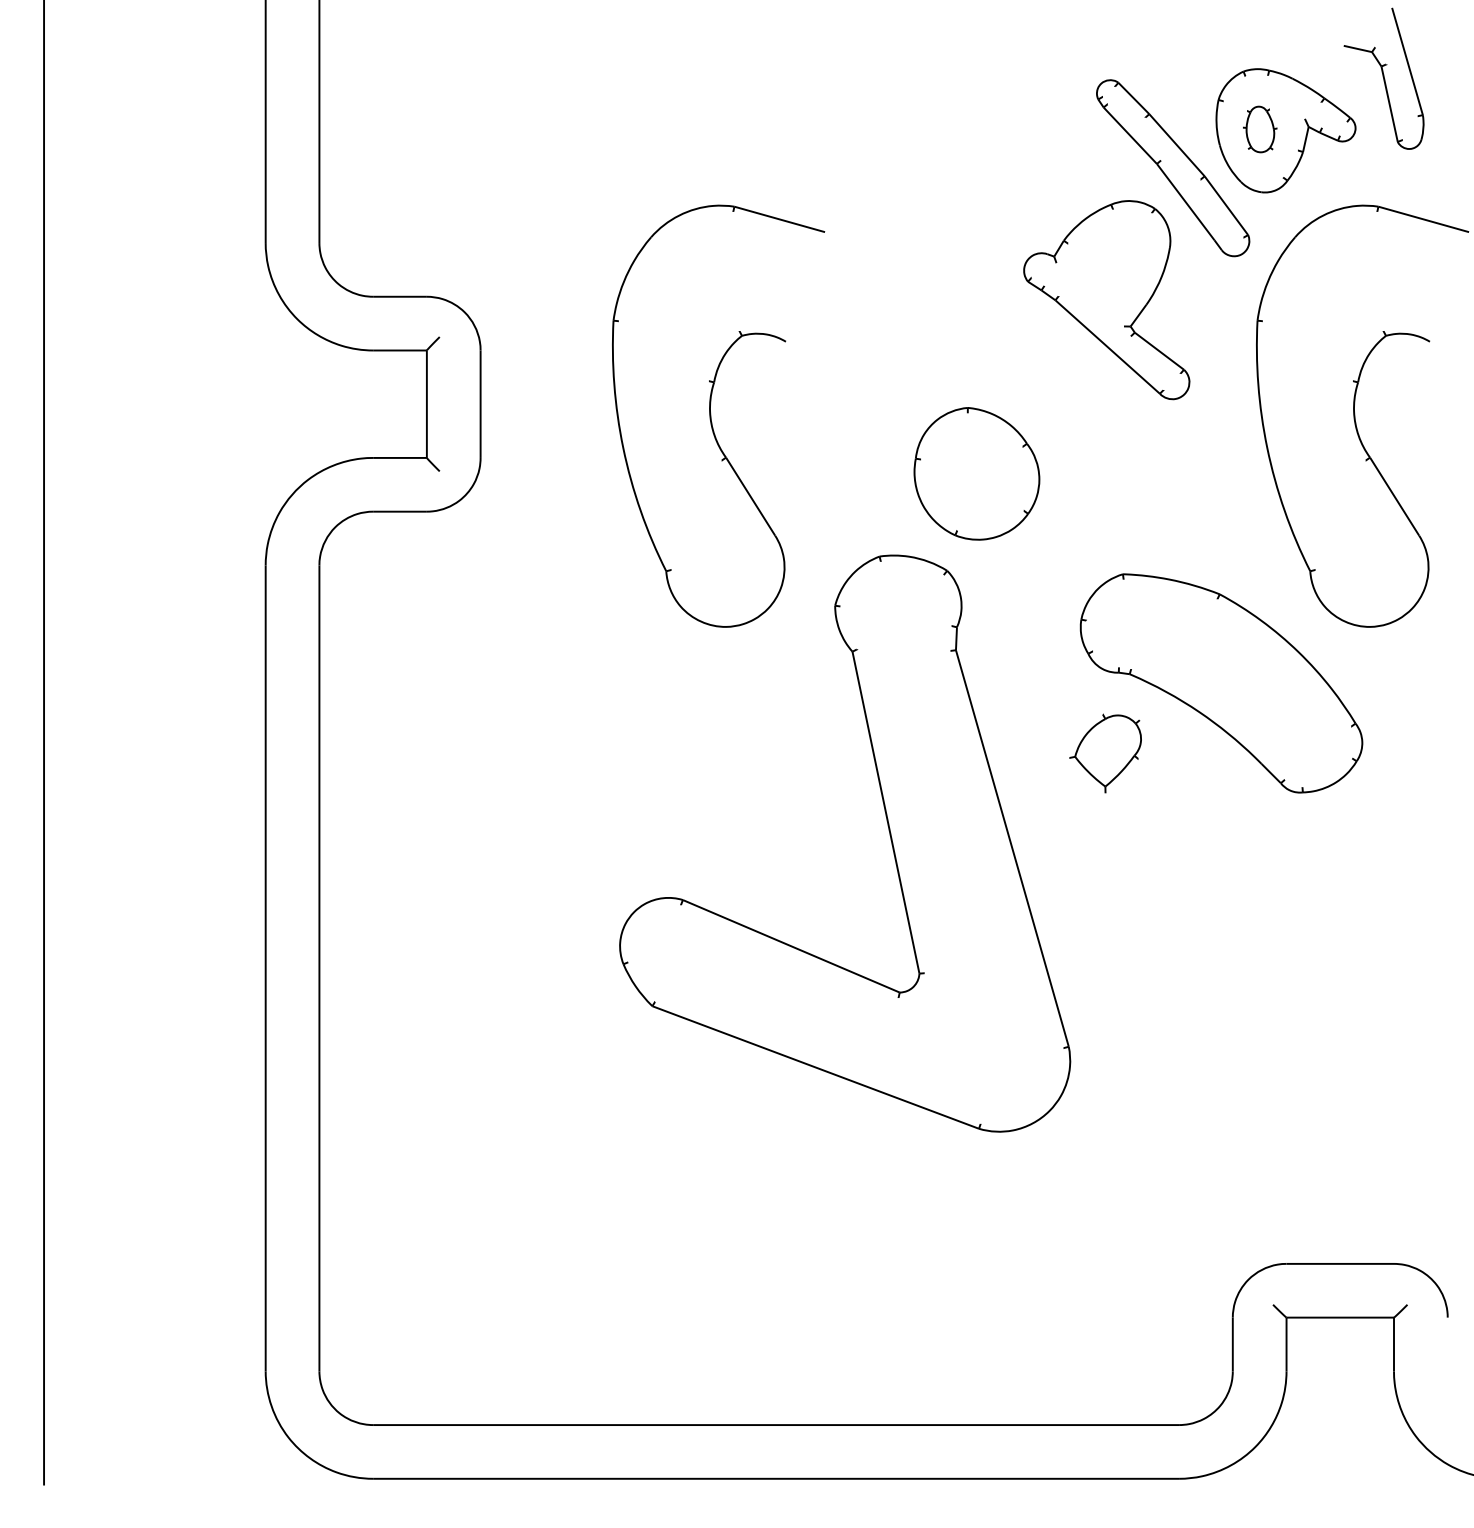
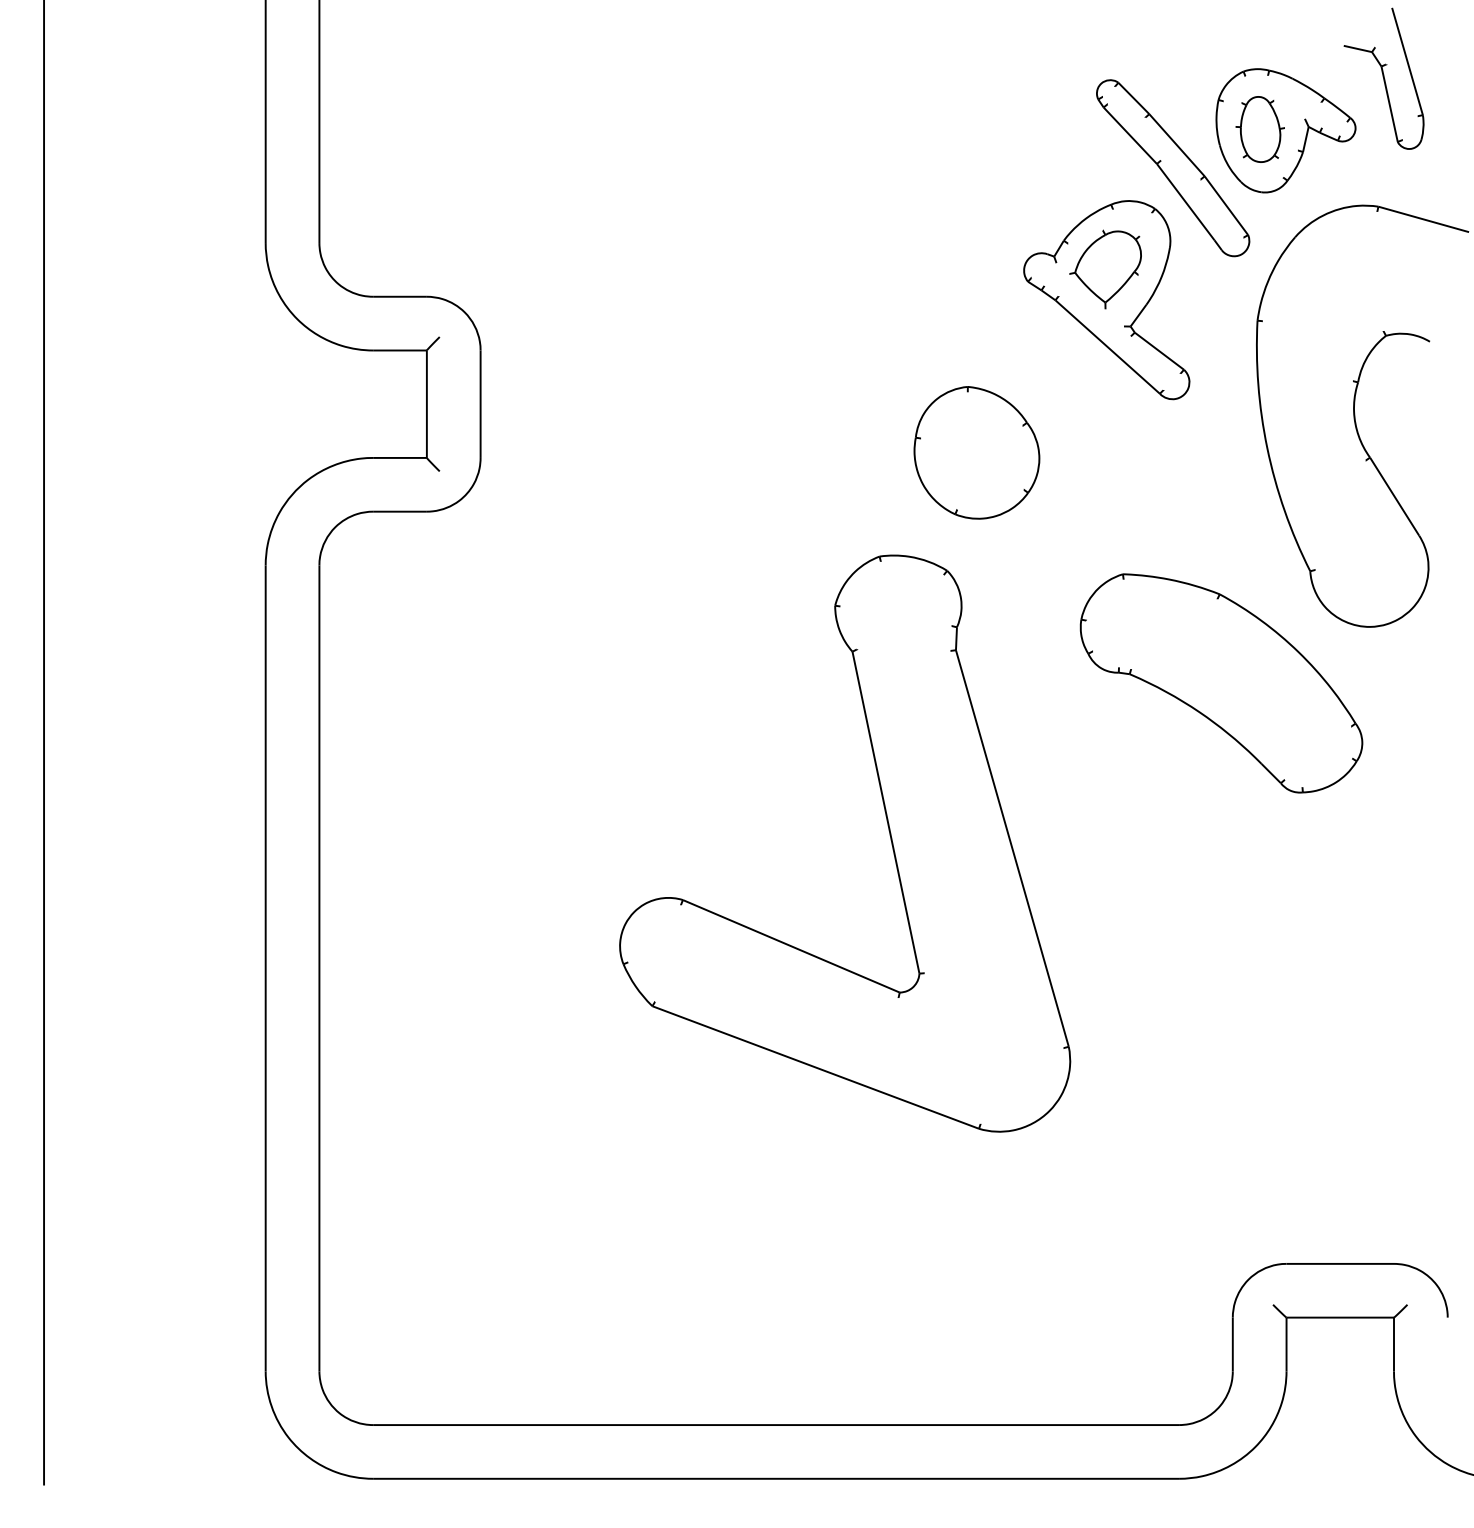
part size: 35x49 px -> 50x67 px (1259, 129)
part: present -> none (711, 415)
part position: (976, 473) -> (976, 452) (976, 452)
part position: (1105, 753) -> (1105, 269) (1105, 269)
